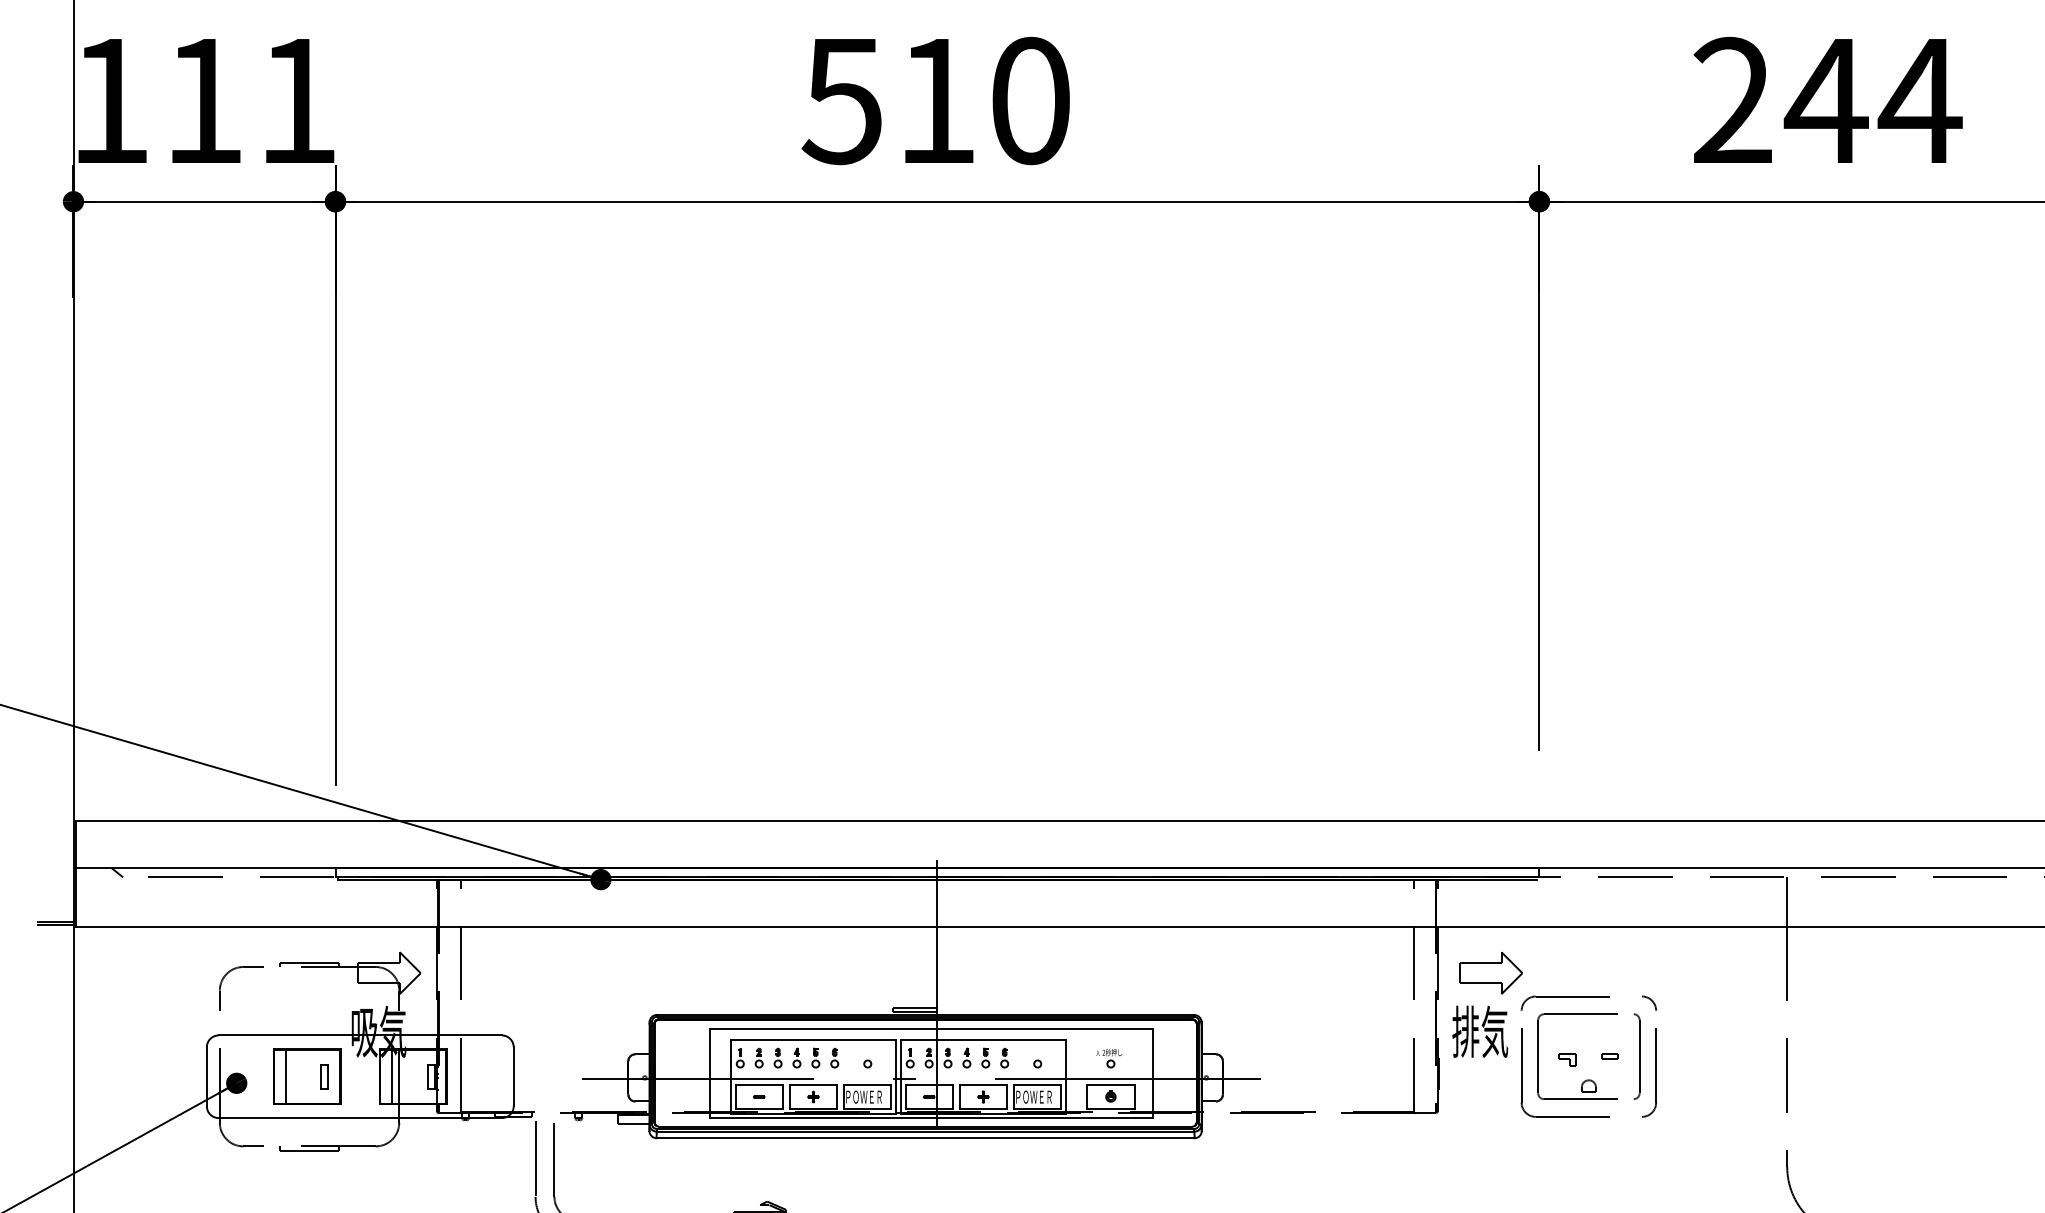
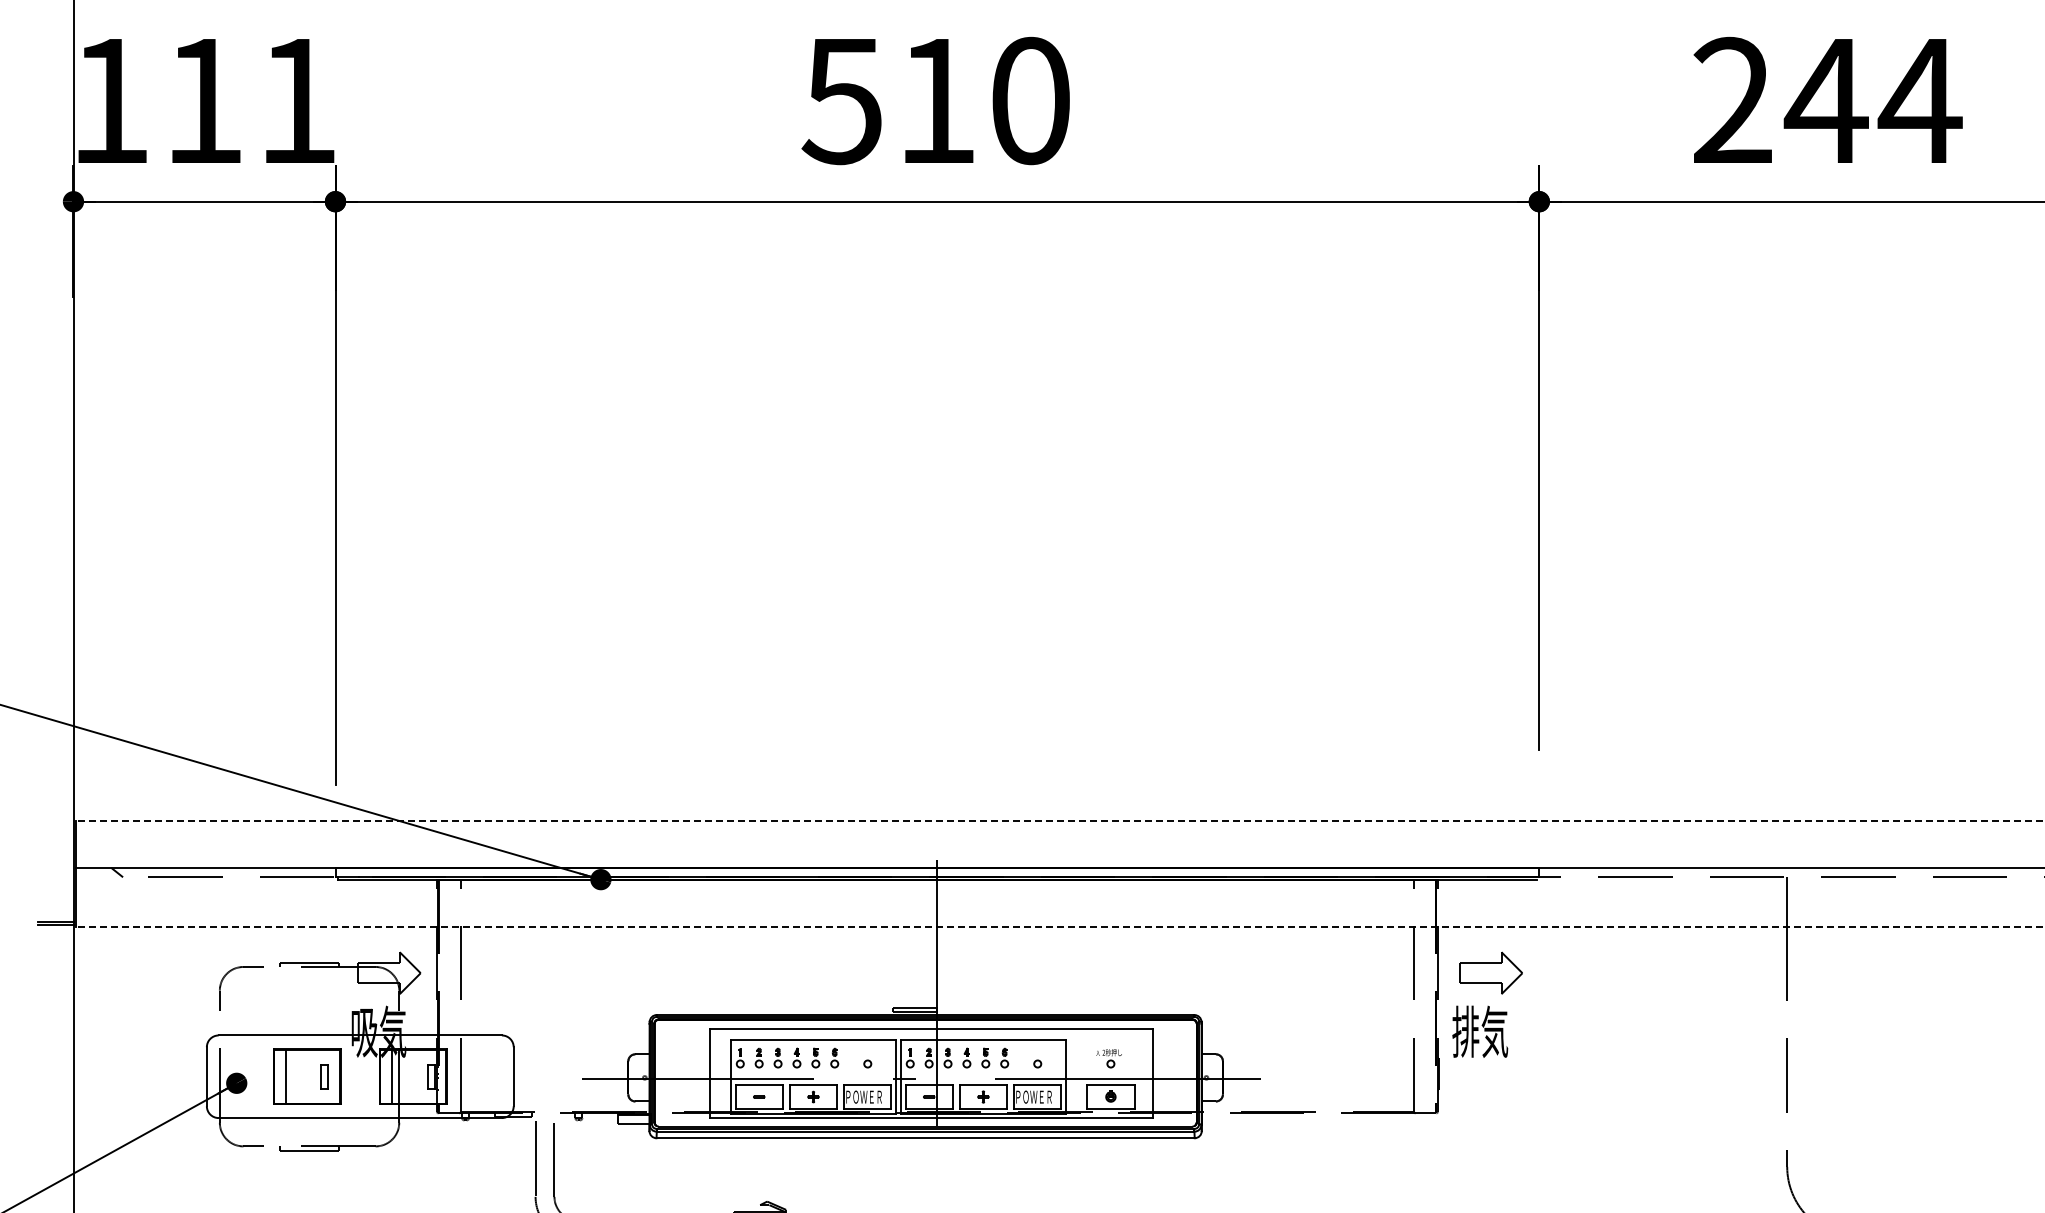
line: solid -> dashed (1059, 820)
line: solid -> dashed (1059, 926)
part: present -> none (1576, 1056)
